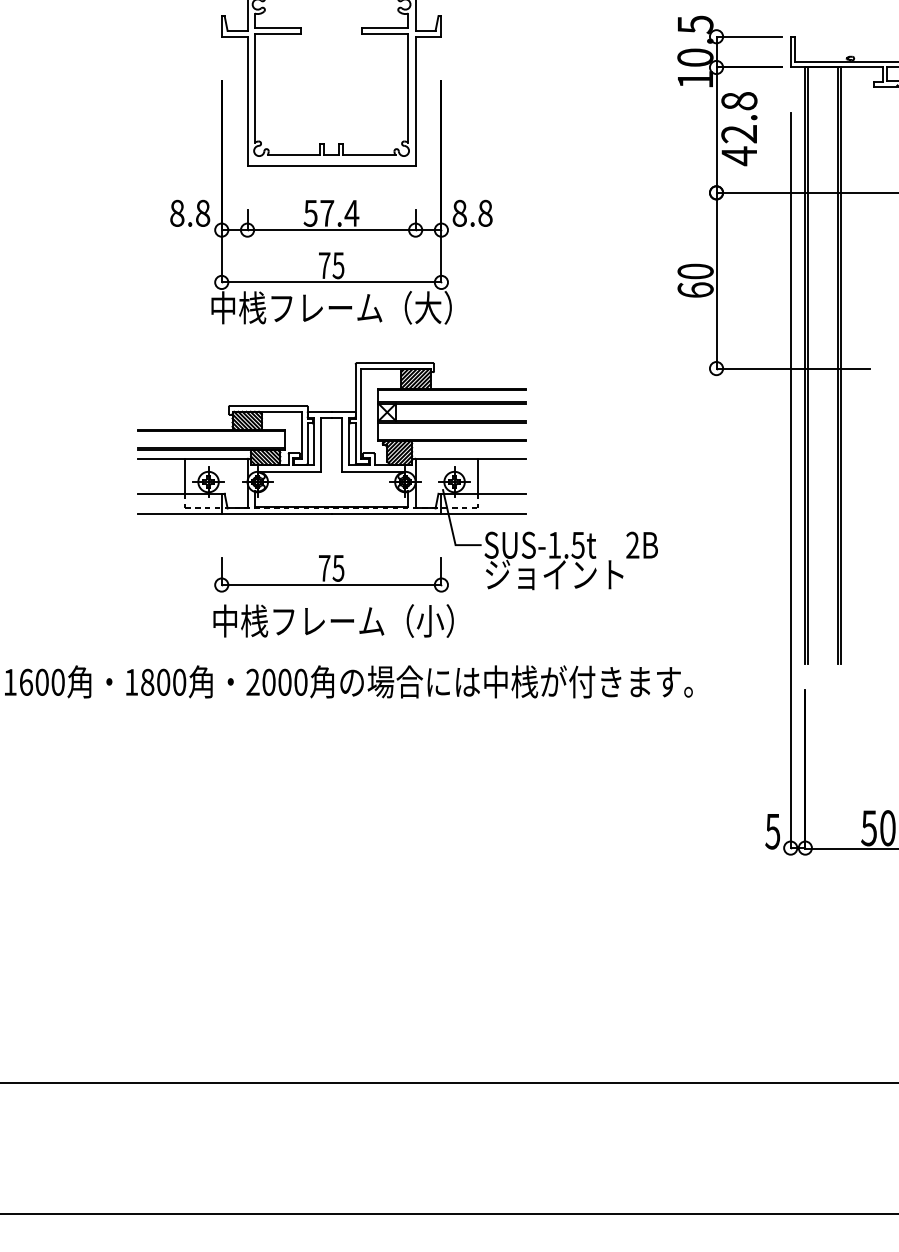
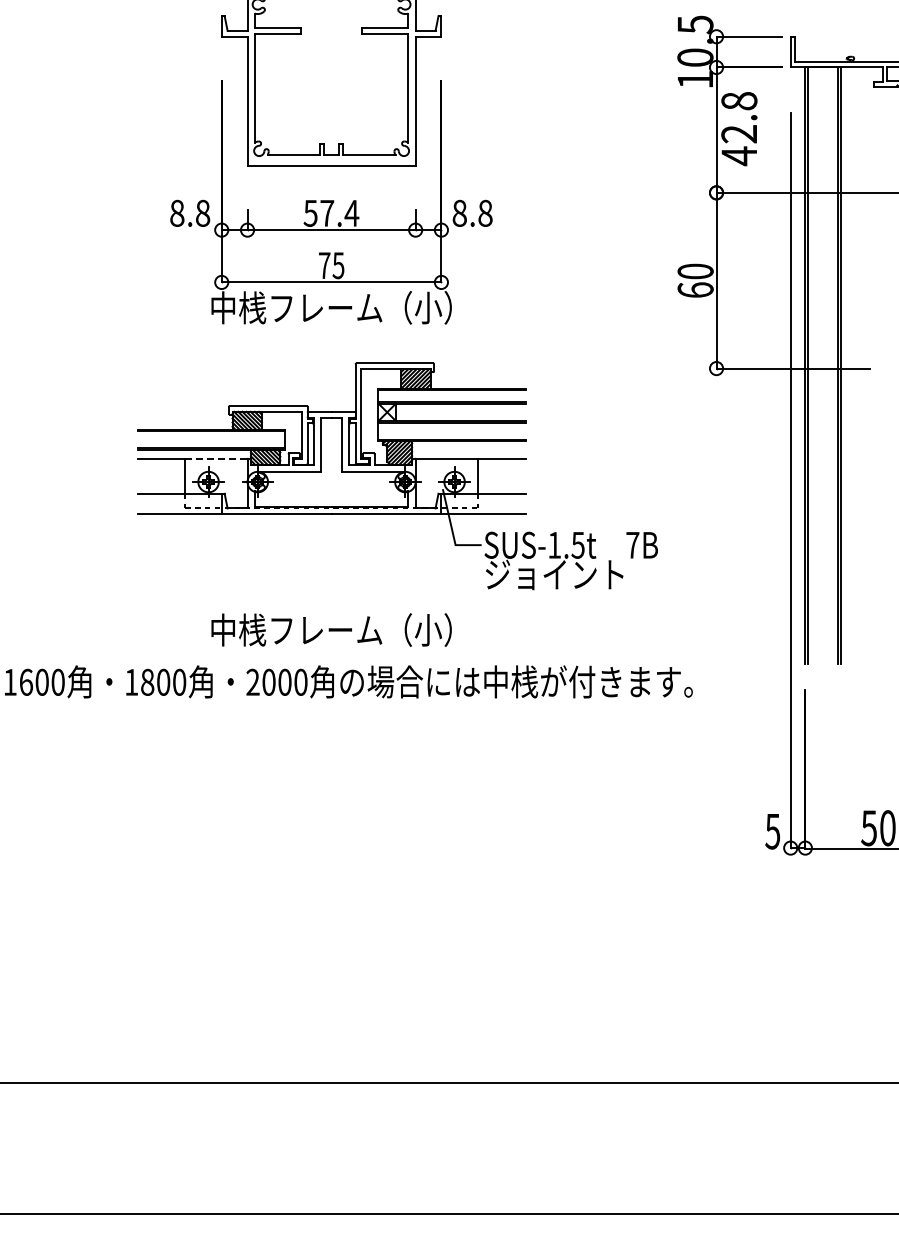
text: 中桟フレーム（大） -> 中桟フレーム（小） (428, 307)
line: solid -> dashed (216, 458)
text: 2B -> 7B (632, 544)
part: present -> none (331, 573)
text position: (333, 620) -> (331, 629) (331, 629)
